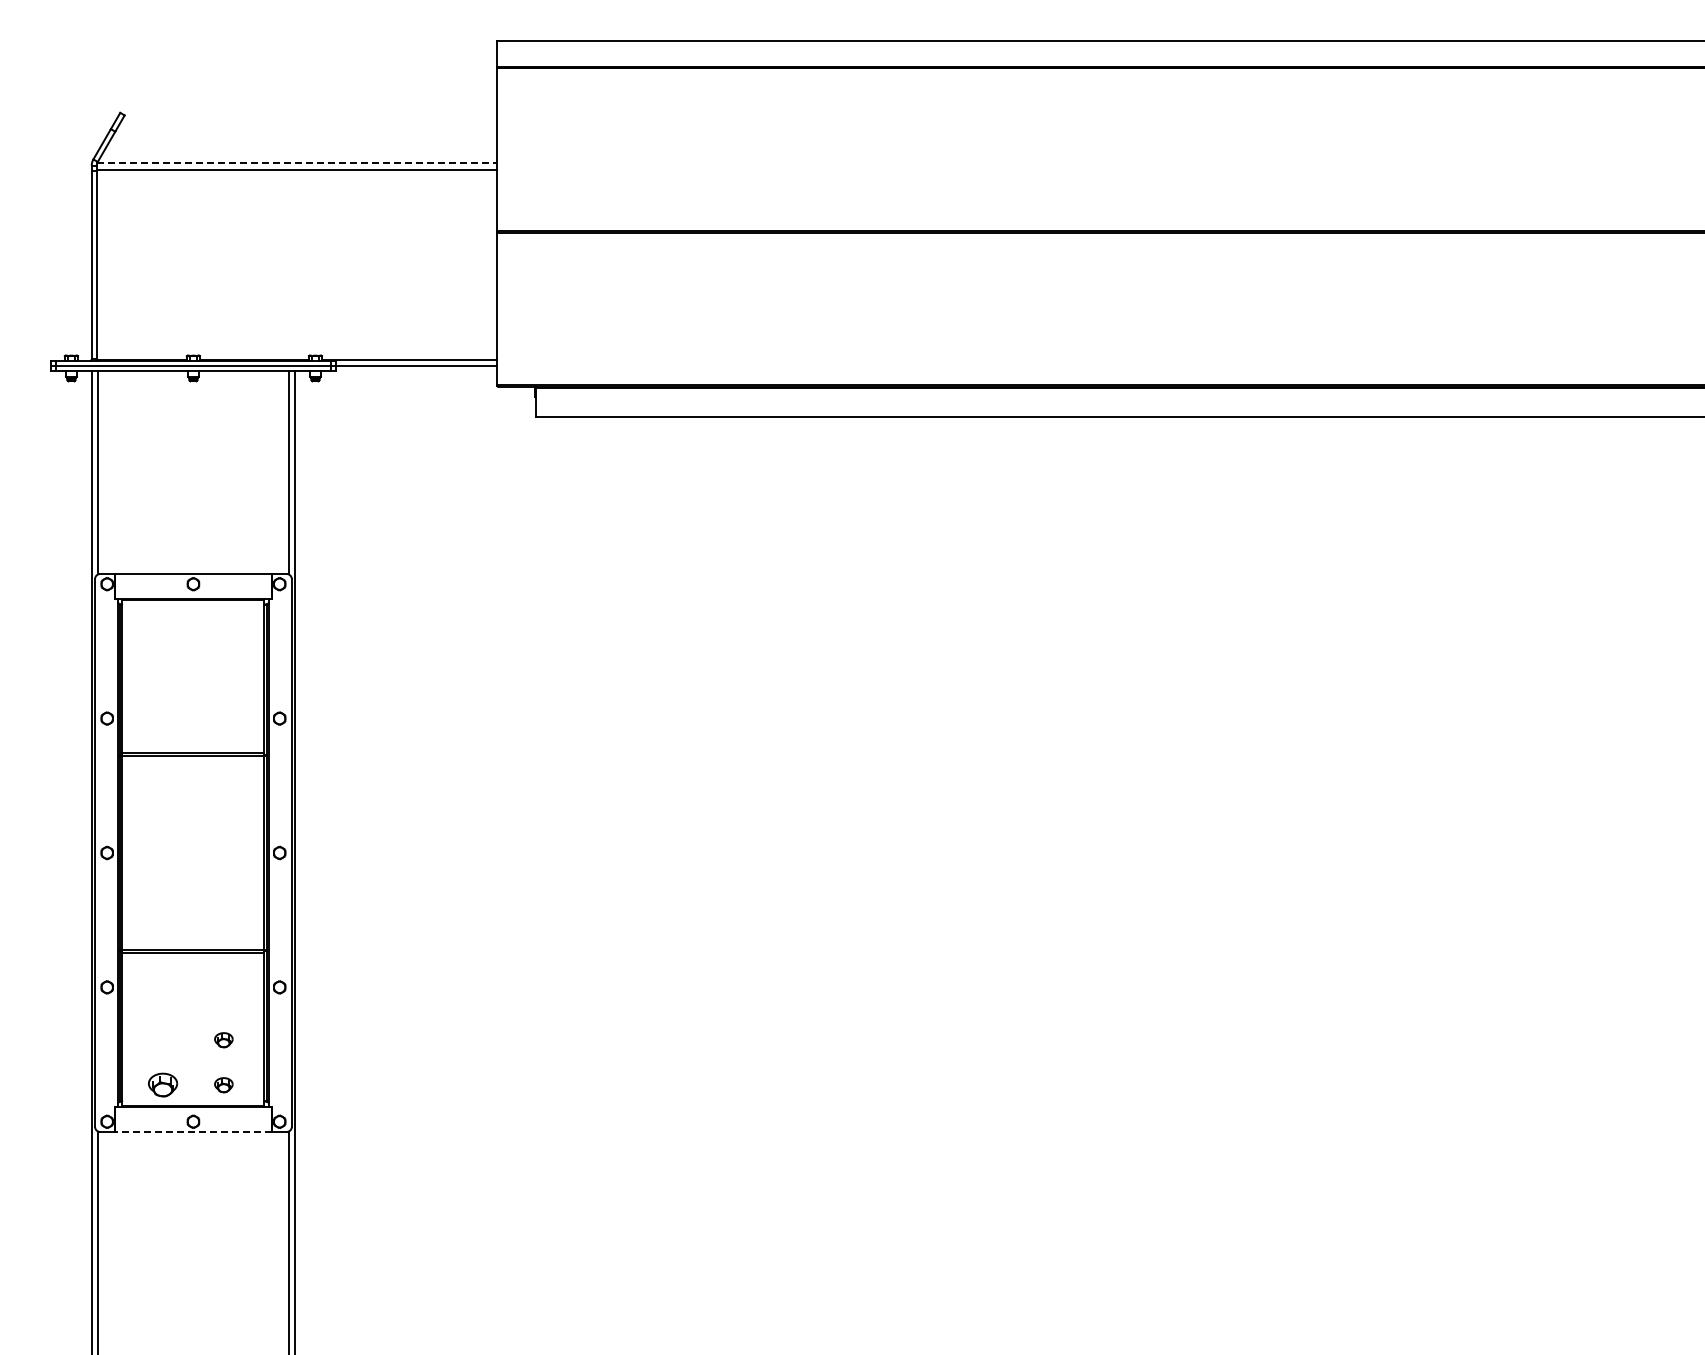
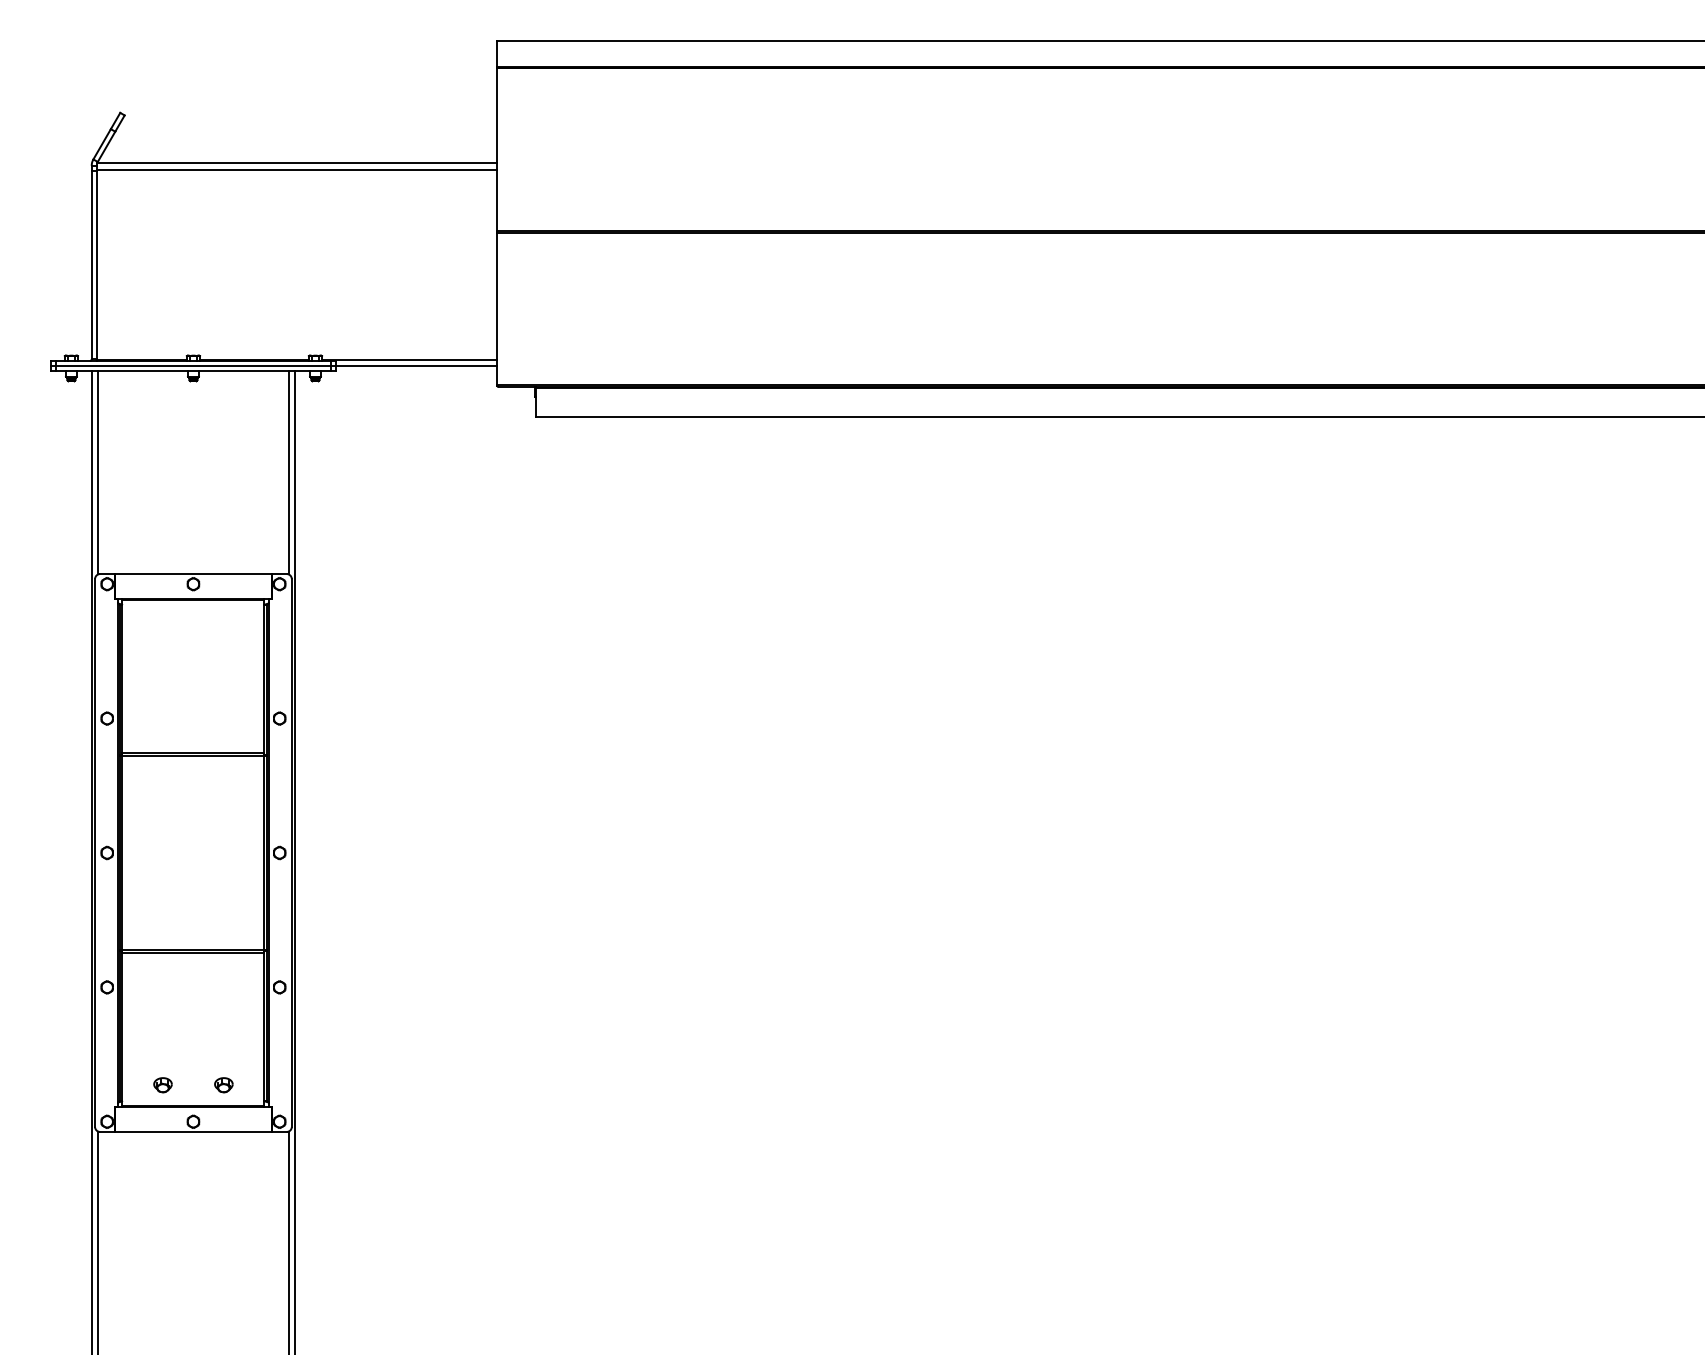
line: dashed -> solid (297, 163)
part: present -> none (223, 1040)
part size: 31x26 px -> 20x17 px (162, 1085)
line: dashed -> solid (192, 1131)
